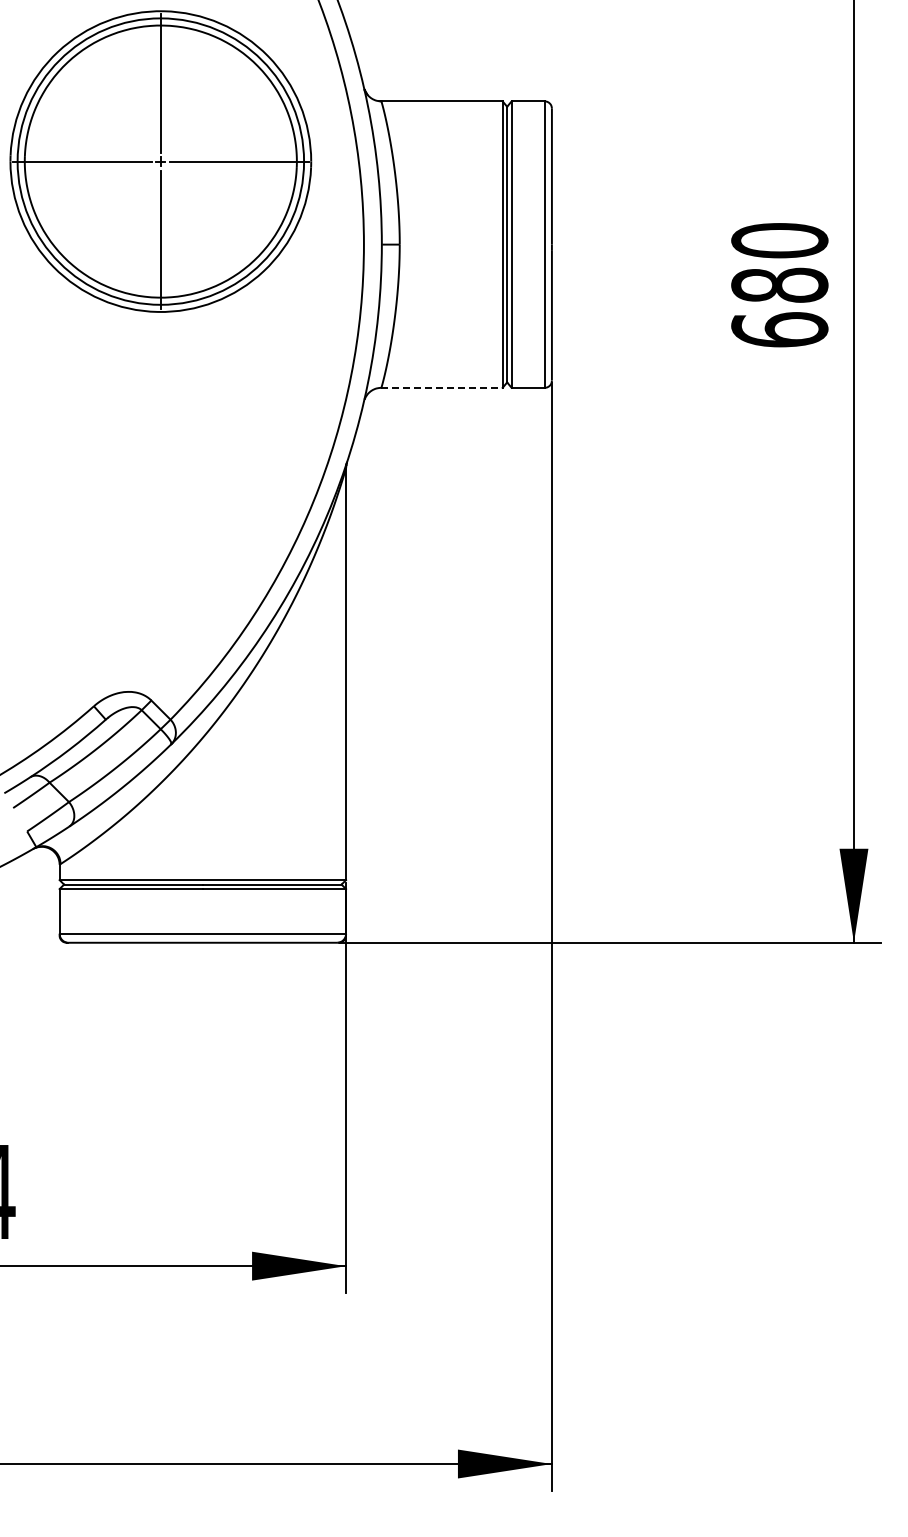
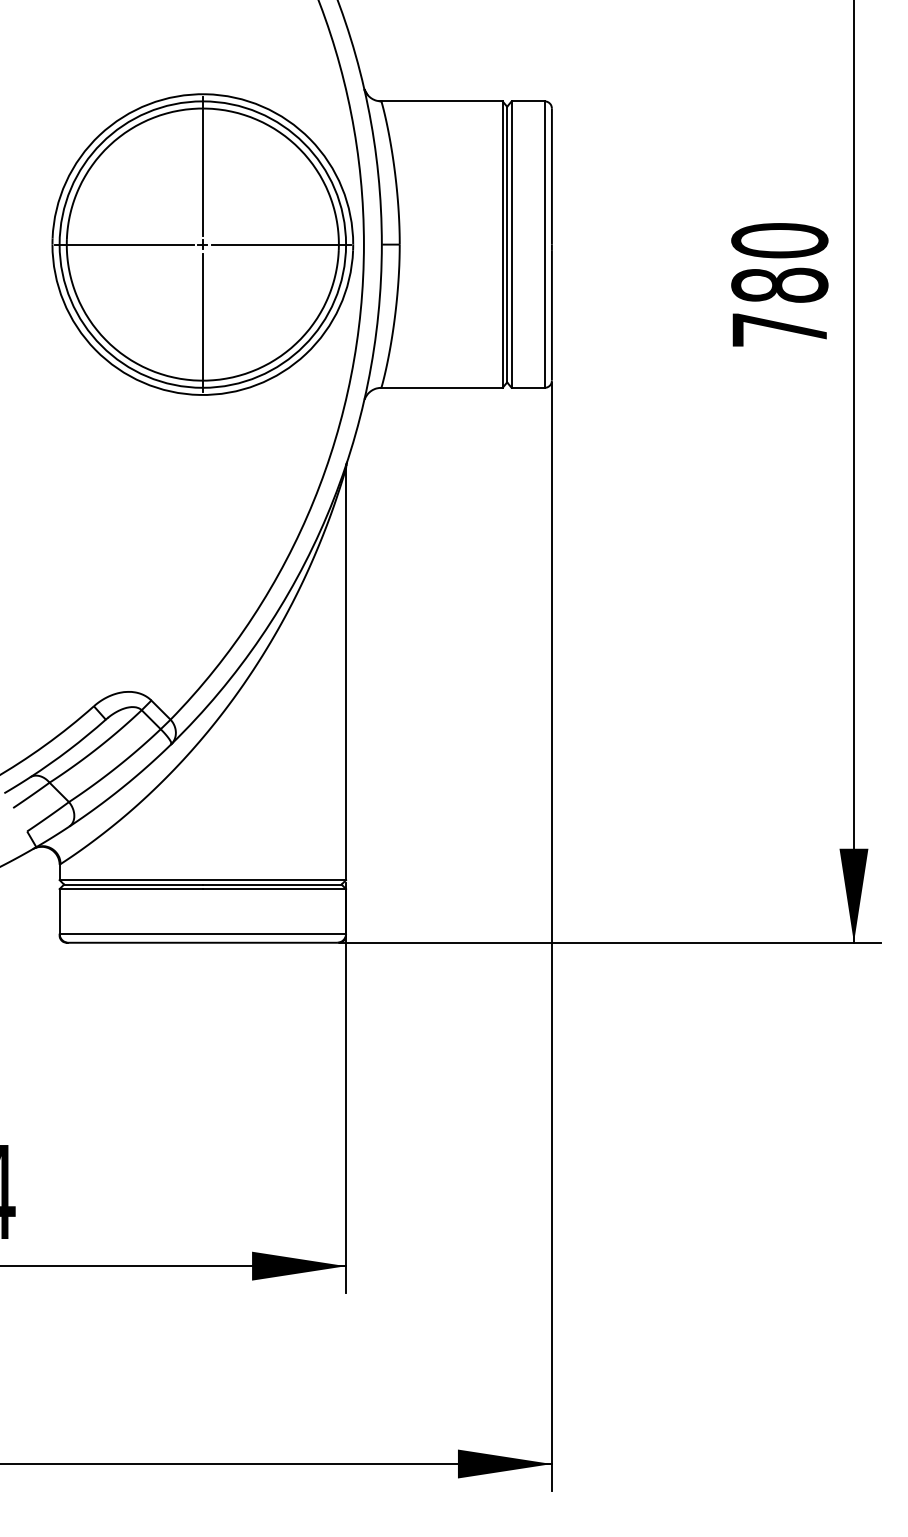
part position: (160, 161) -> (202, 244) (202, 244)
text: 680 -> 780 (779, 329)
line: dashed -> solid (442, 387)
